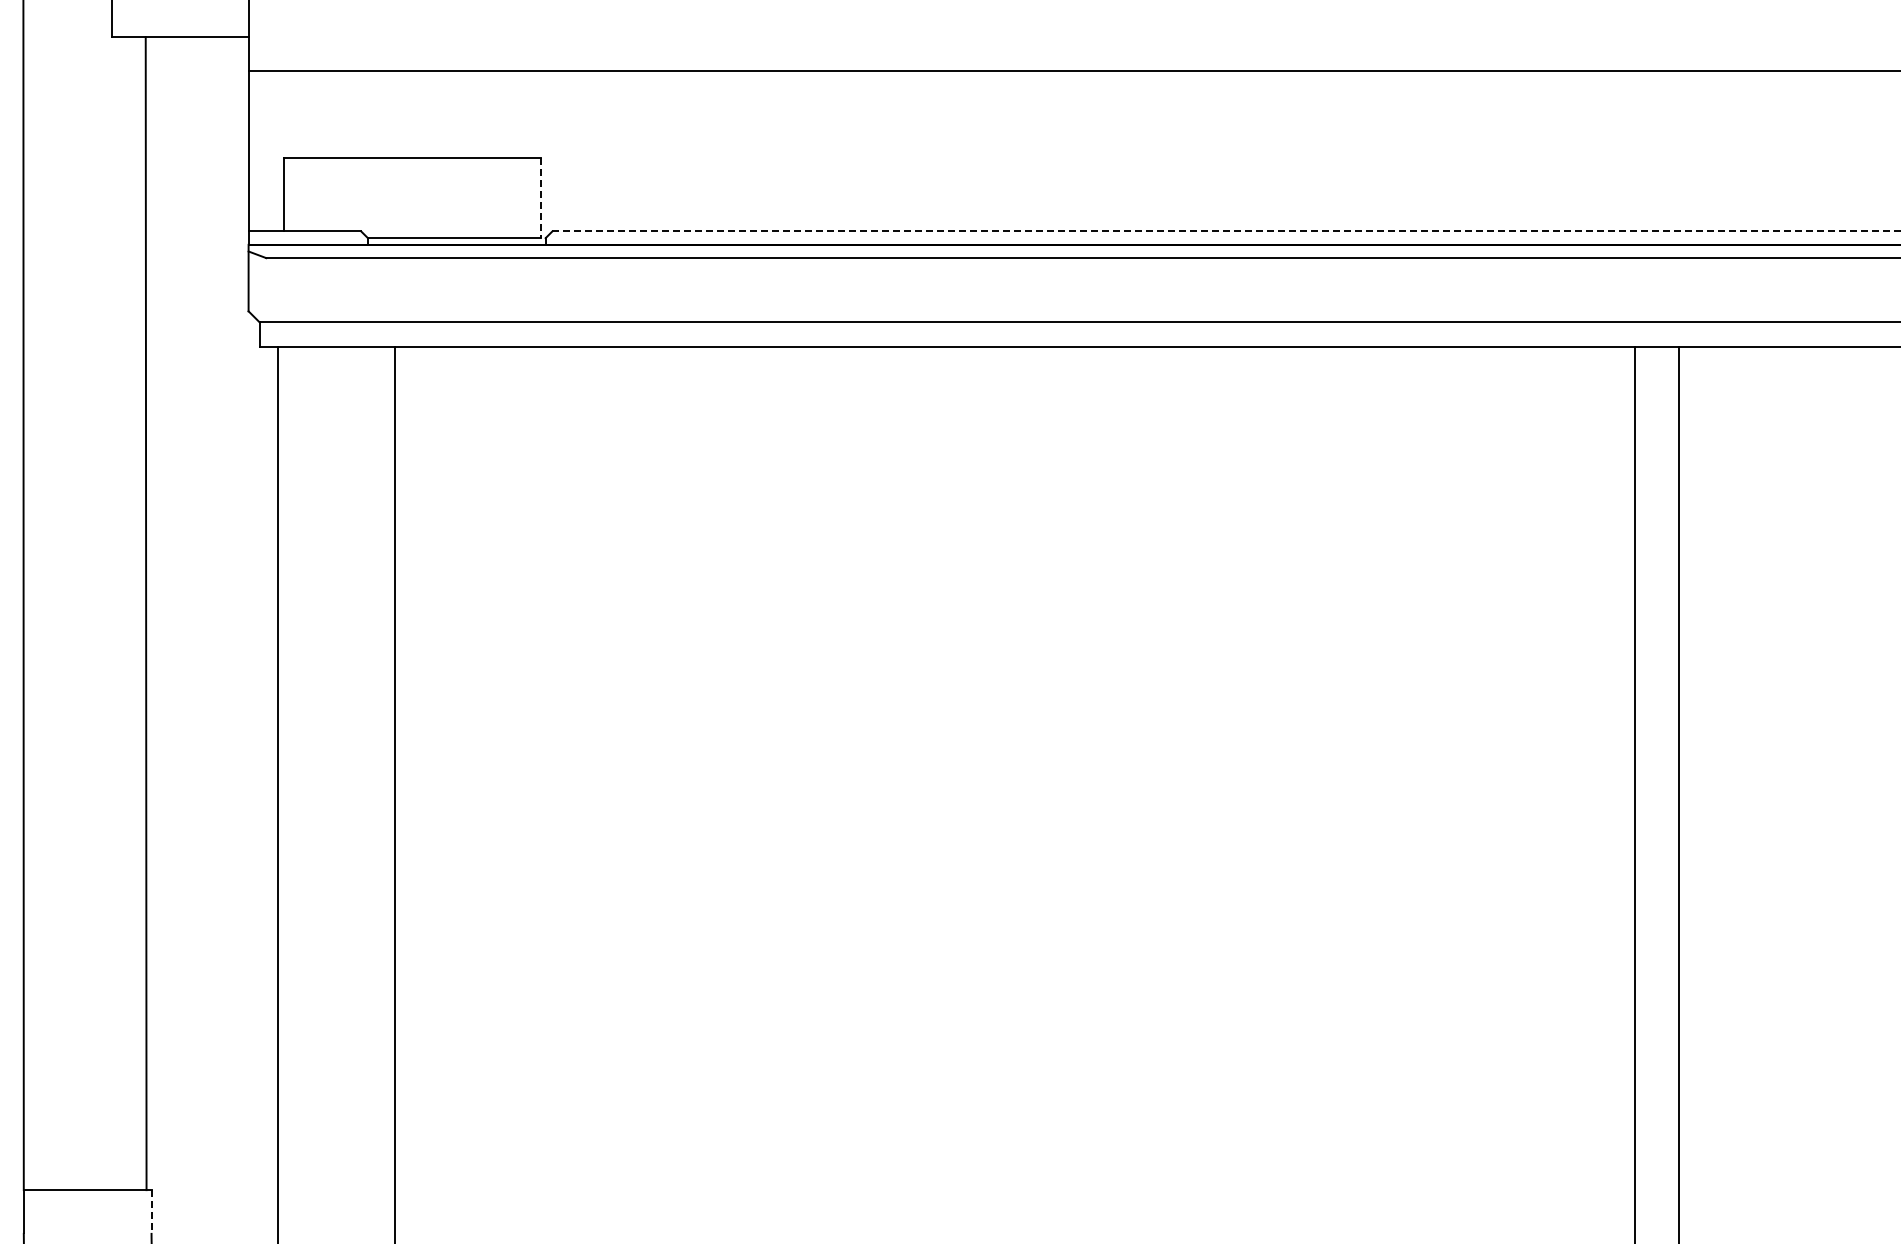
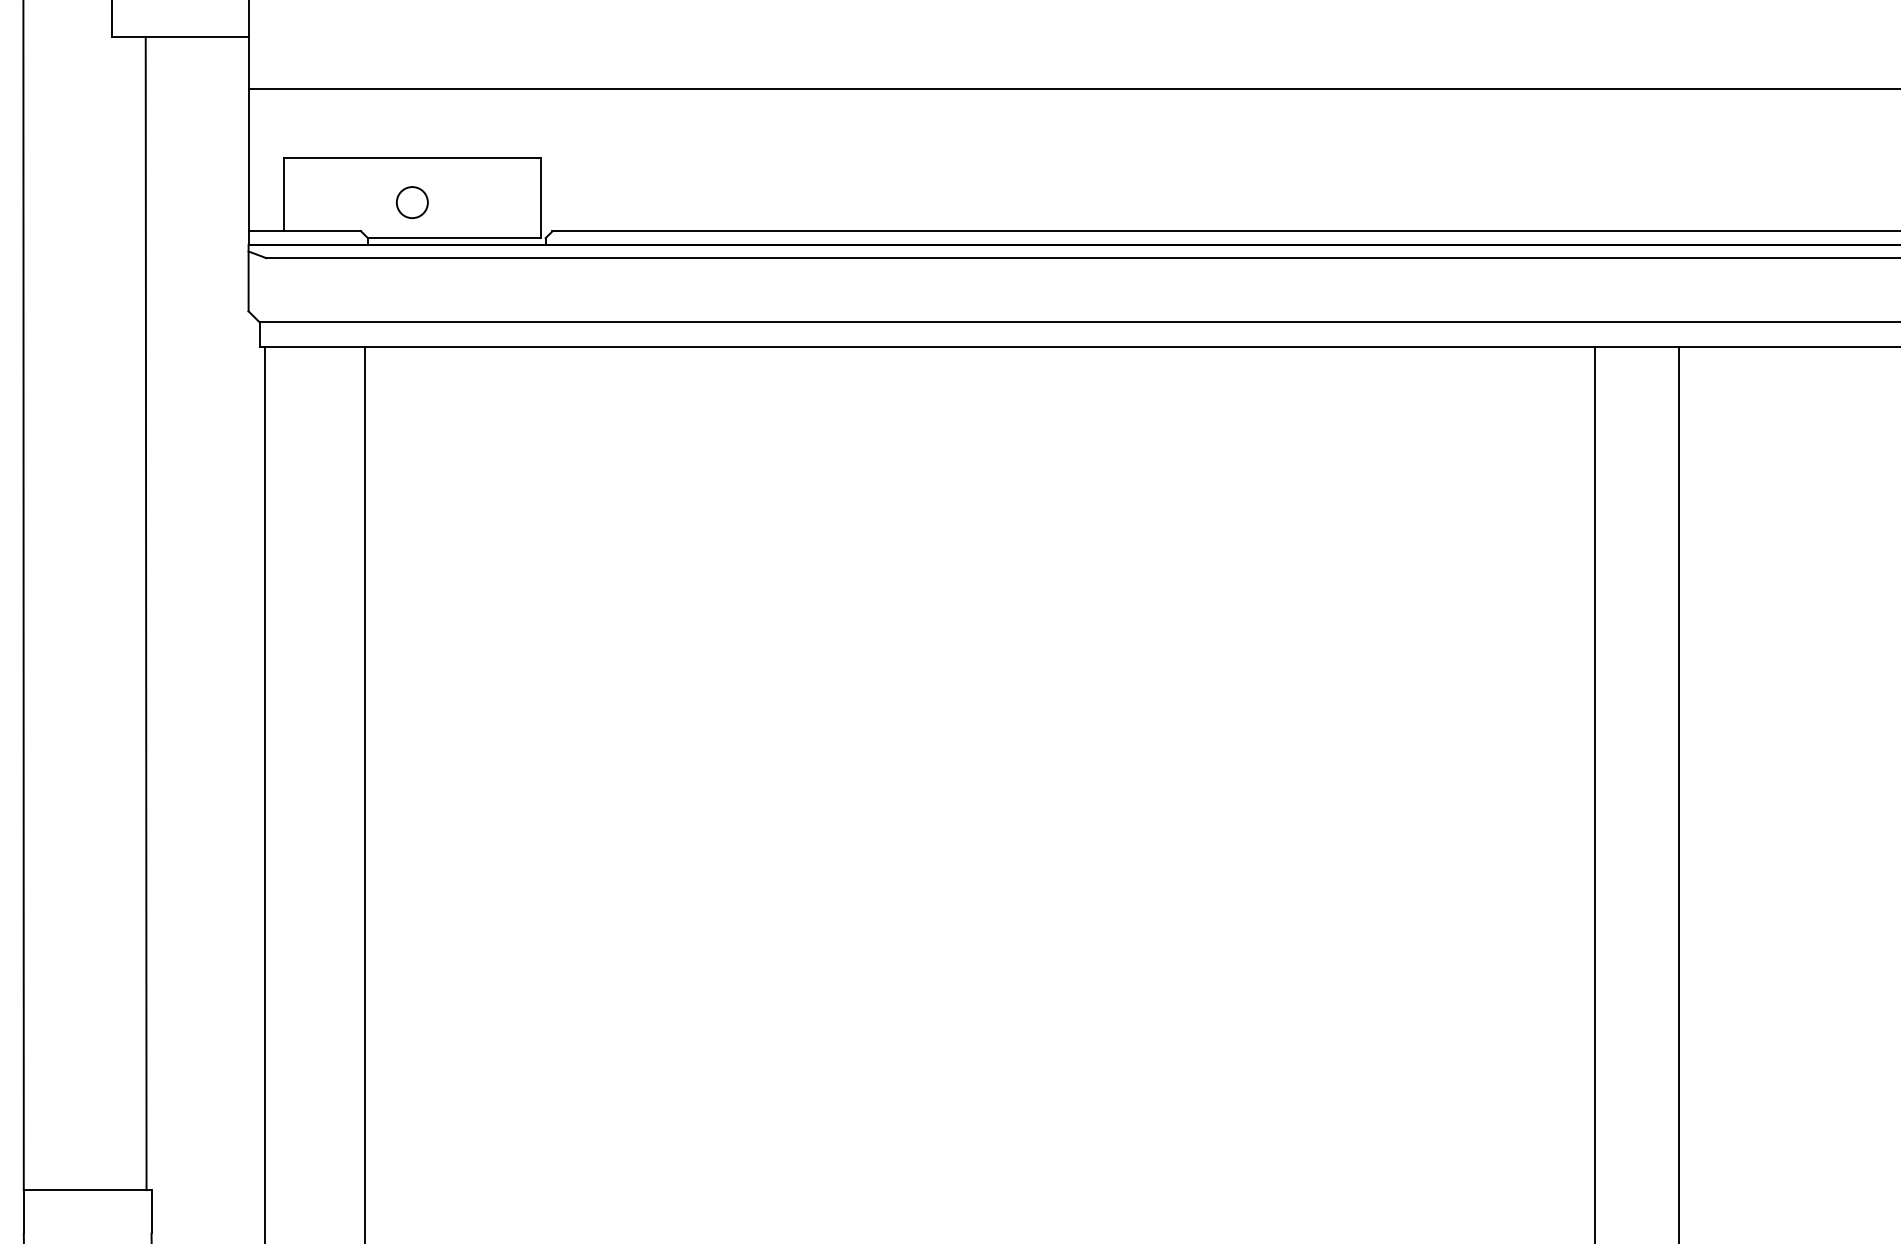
line position: (1072, 70) -> (1072, 88) (1072, 88)
line: dashed -> solid (540, 198)
circle: none -> present (411, 202)
line: dashed -> solid (1226, 231)
line position: (278, 793) -> (265, 793) (265, 793)
line position: (395, 793) -> (365, 793) (365, 793)
line position: (1635, 793) -> (1595, 793) (1595, 793)
line: dashed -> solid (151, 1212)
